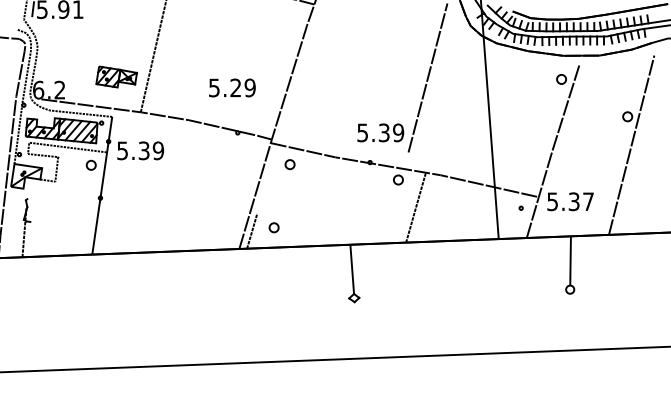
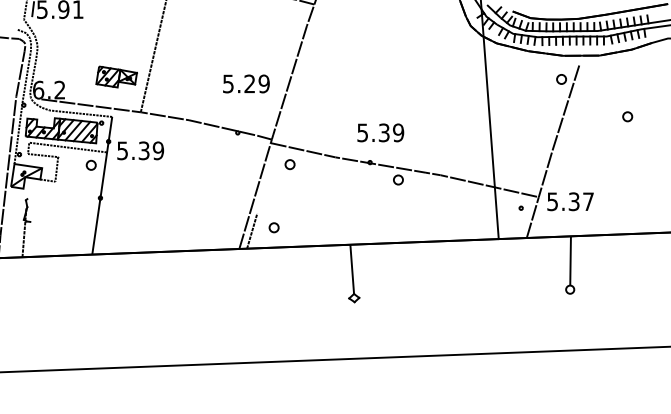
line: present -> none (427, 77)
text position: (232, 87) -> (246, 83) (246, 83)
line: present -> none (631, 144)
line: present -> none (415, 207)
